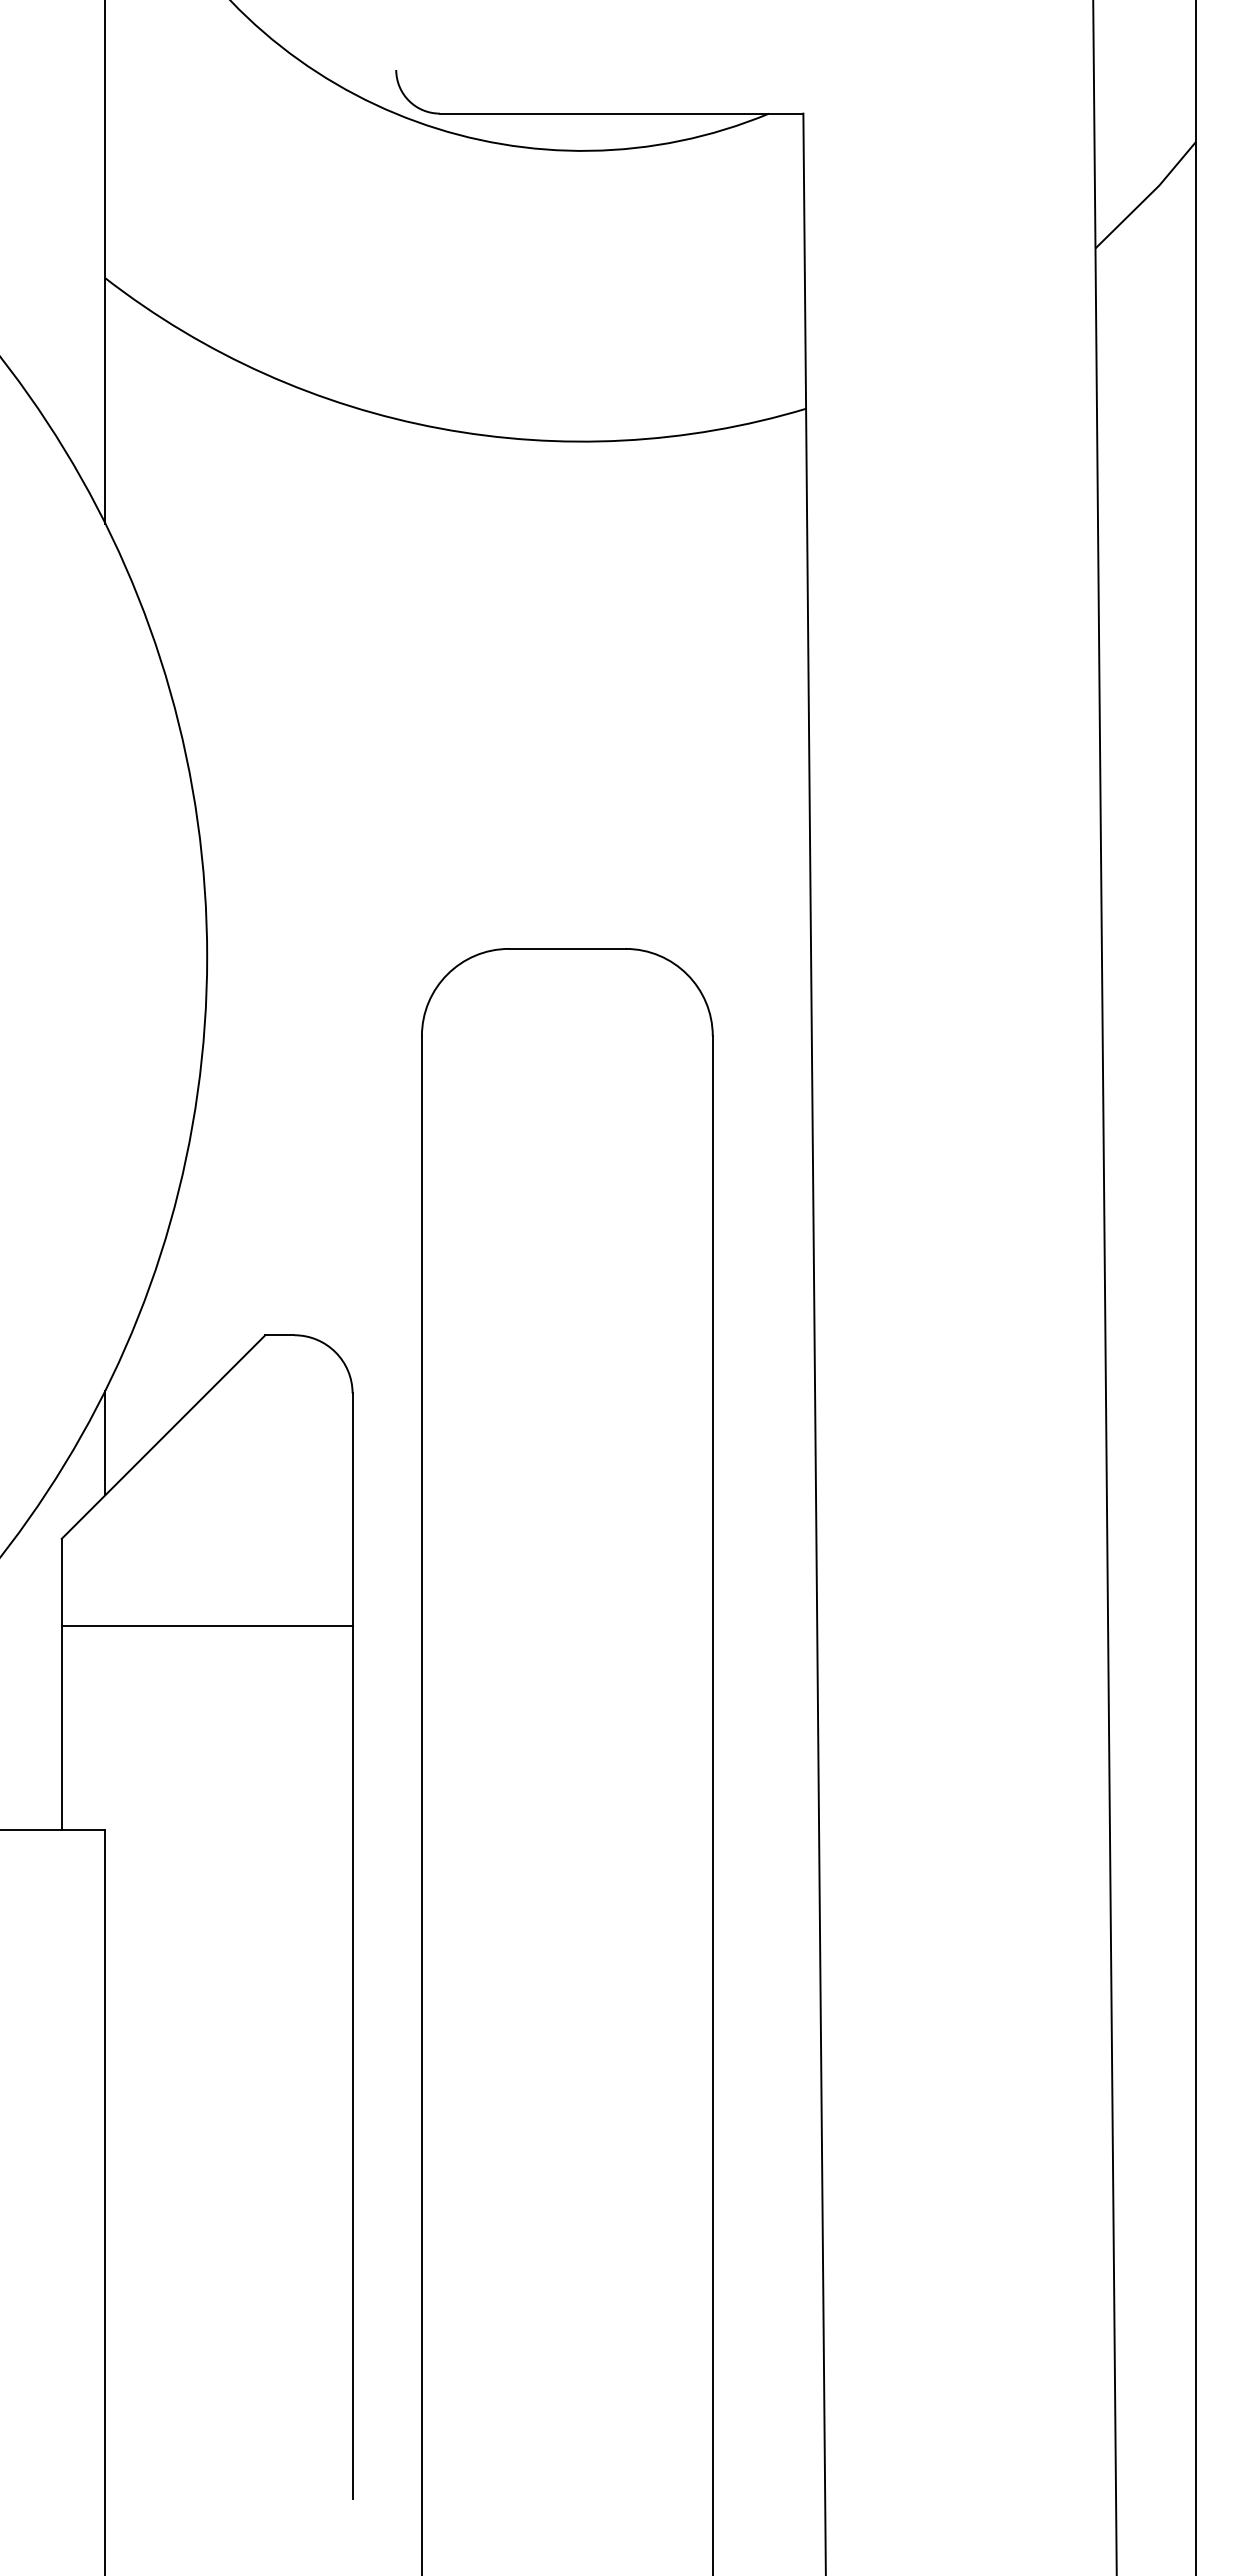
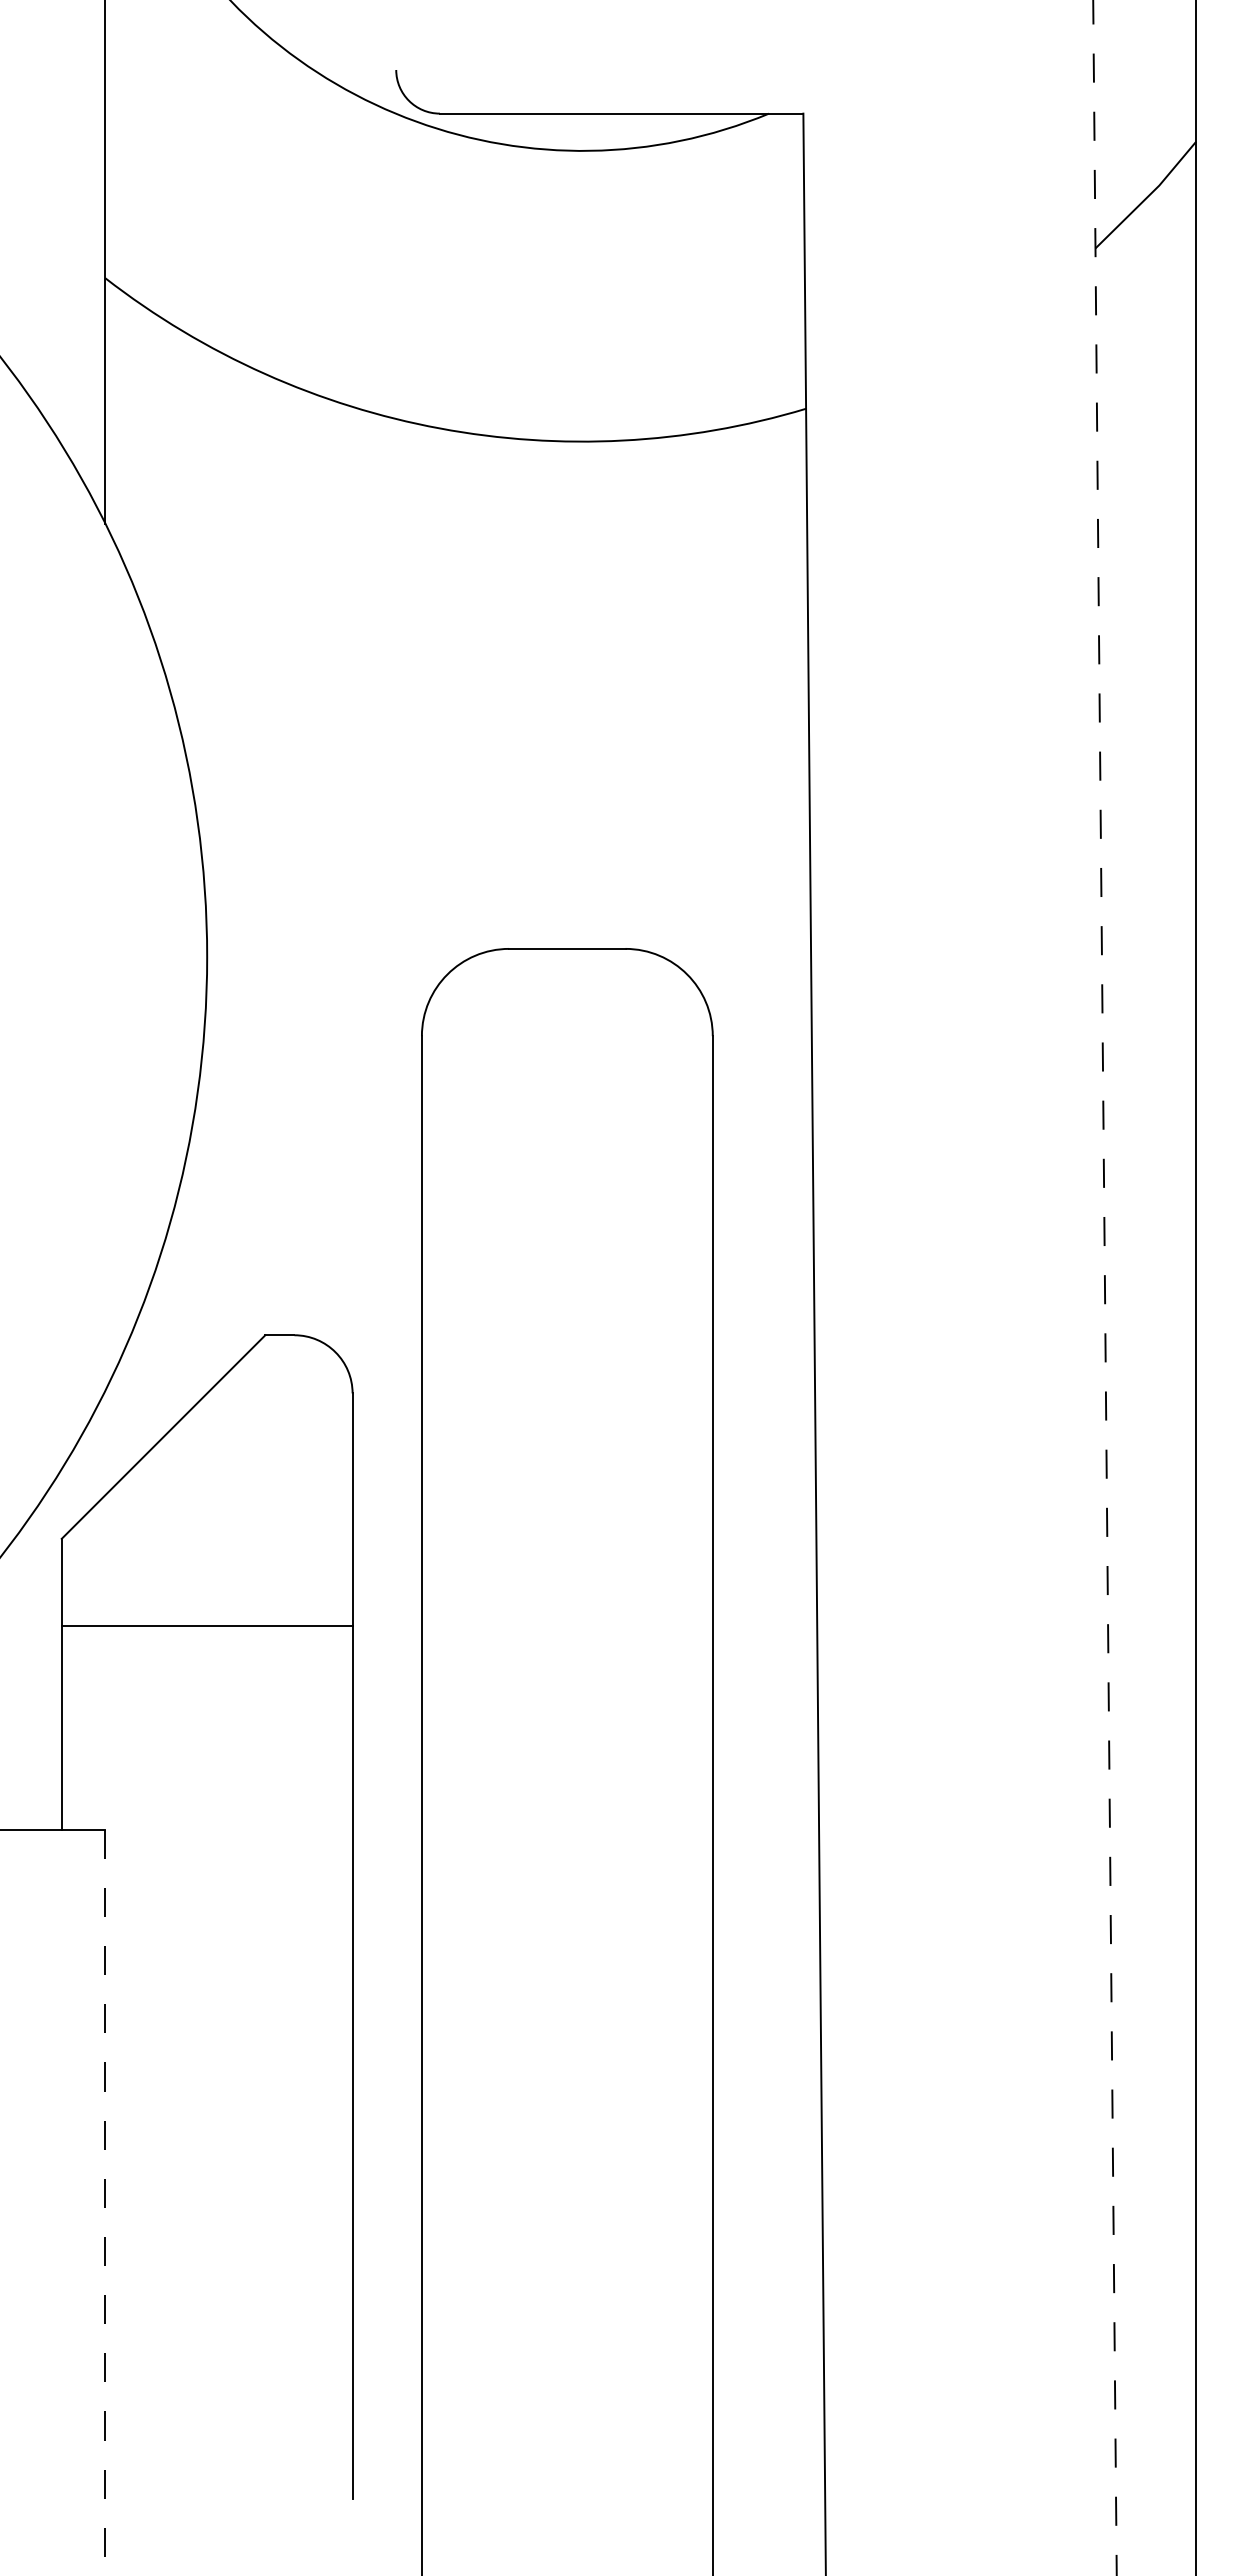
line: solid -> dashed (1104, 1287)
line: present -> none (105, 1442)
line: solid -> dashed (105, 2202)
